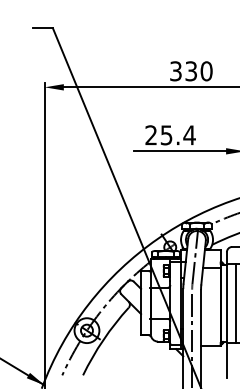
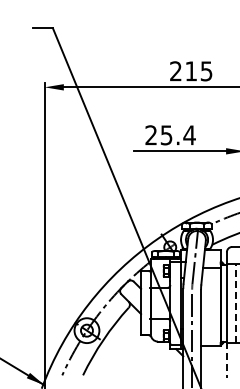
text: 330 -> 215 (191, 71)
line: solid -> dashed (235, 303)
line: solid -> dashed (226, 359)
